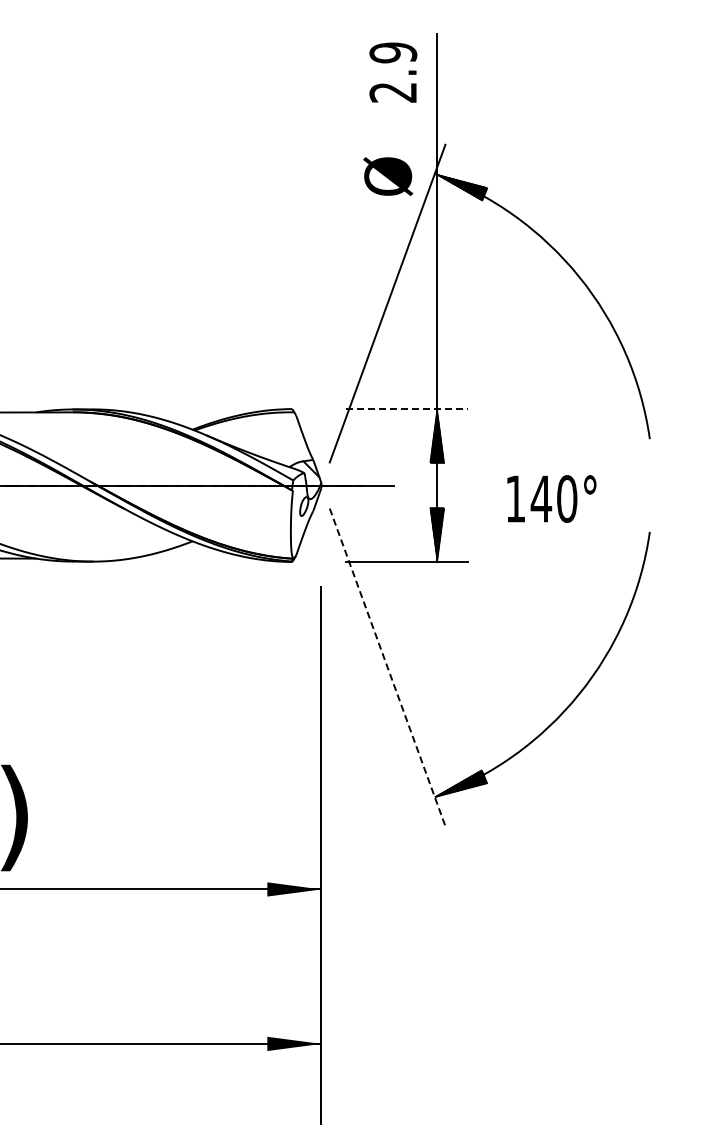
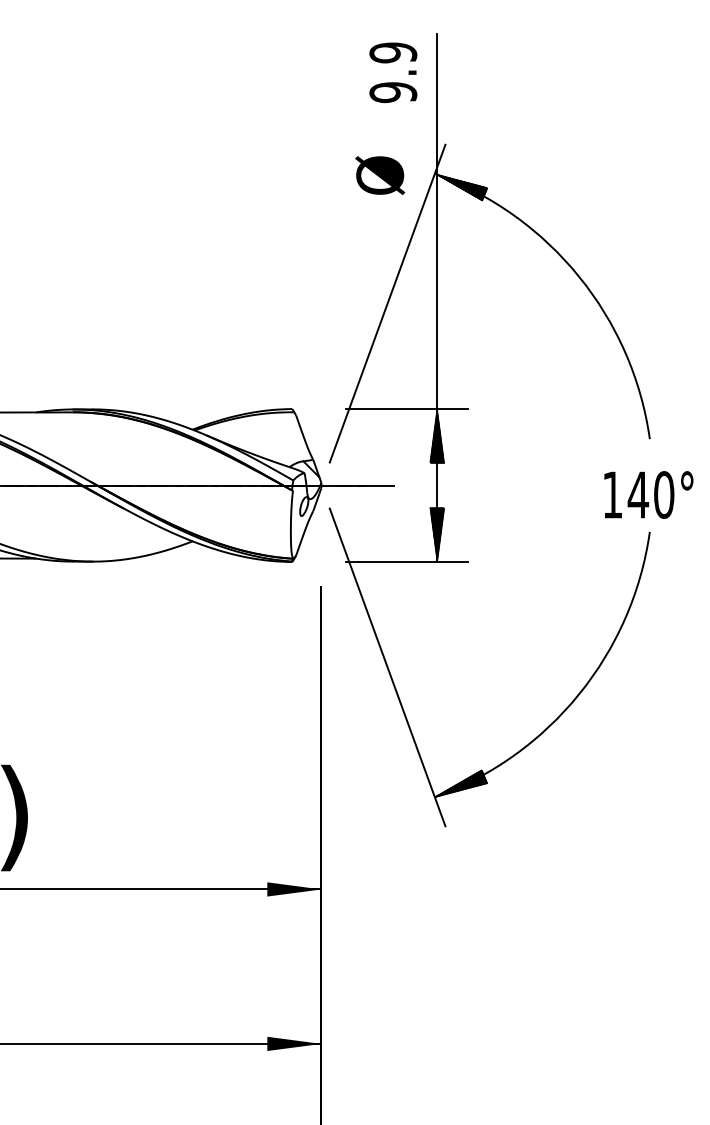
text: 2.9 -> 9.9 (393, 92)
text position: (388, 176) -> (380, 175) (380, 175)
line: dashed -> solid (407, 409)
text position: (551, 498) -> (648, 494) (648, 494)
line: dashed -> solid (387, 667)
